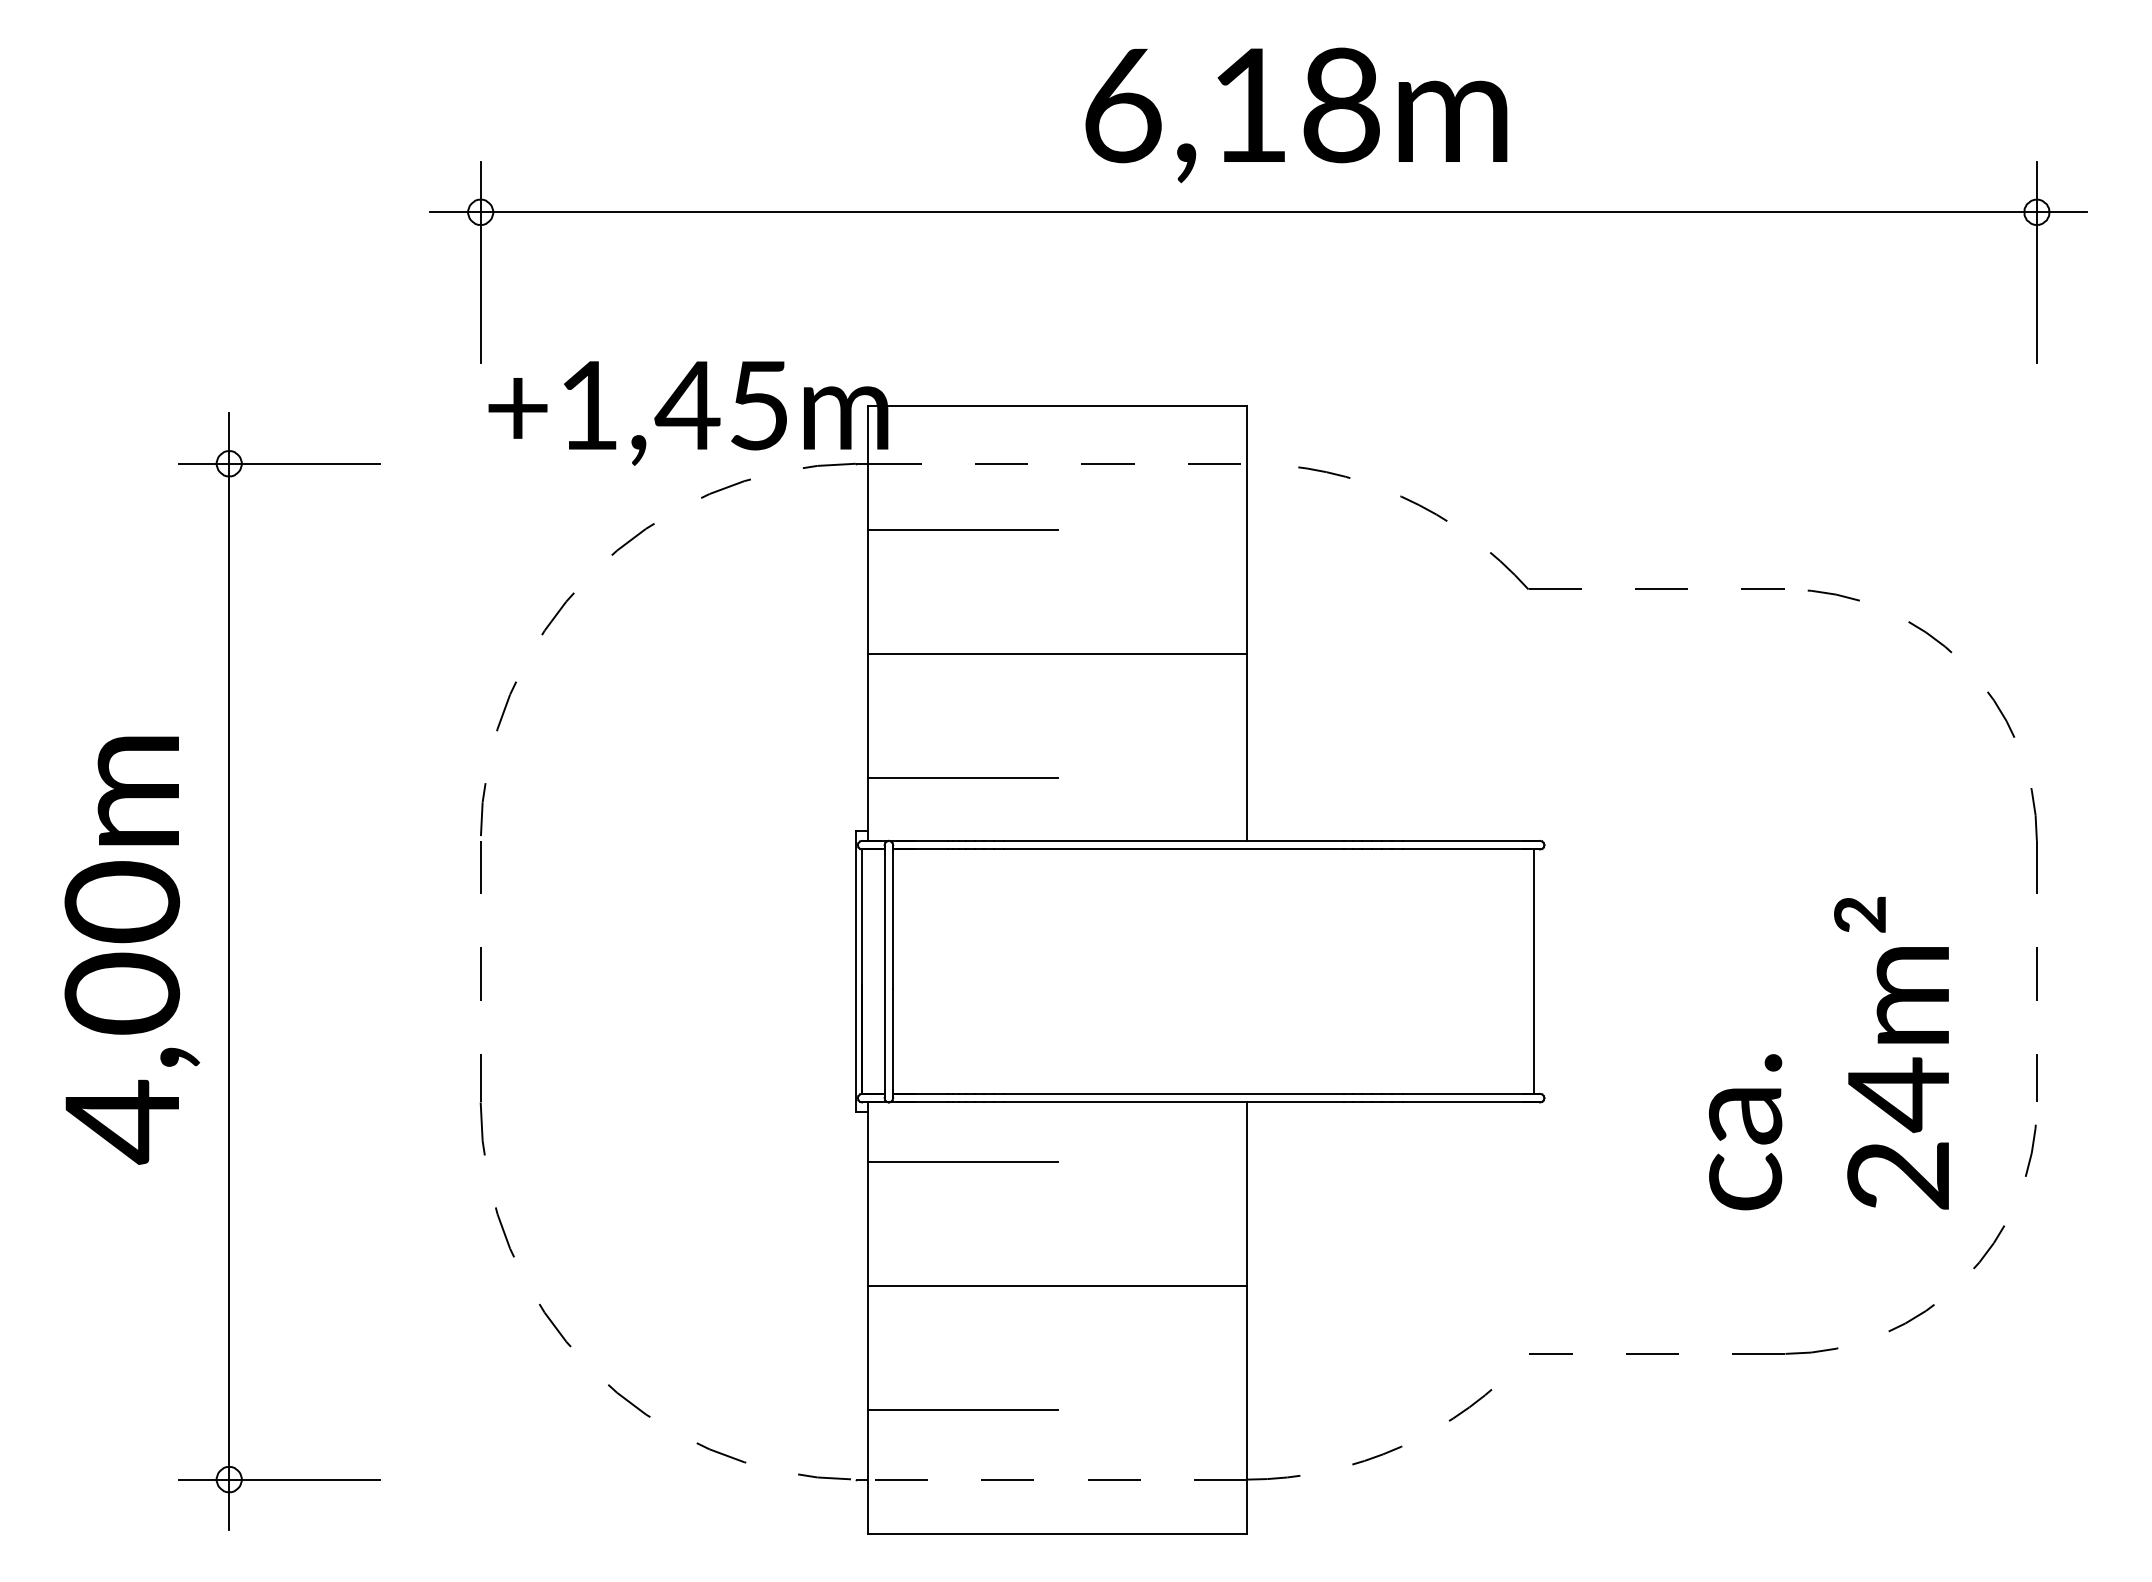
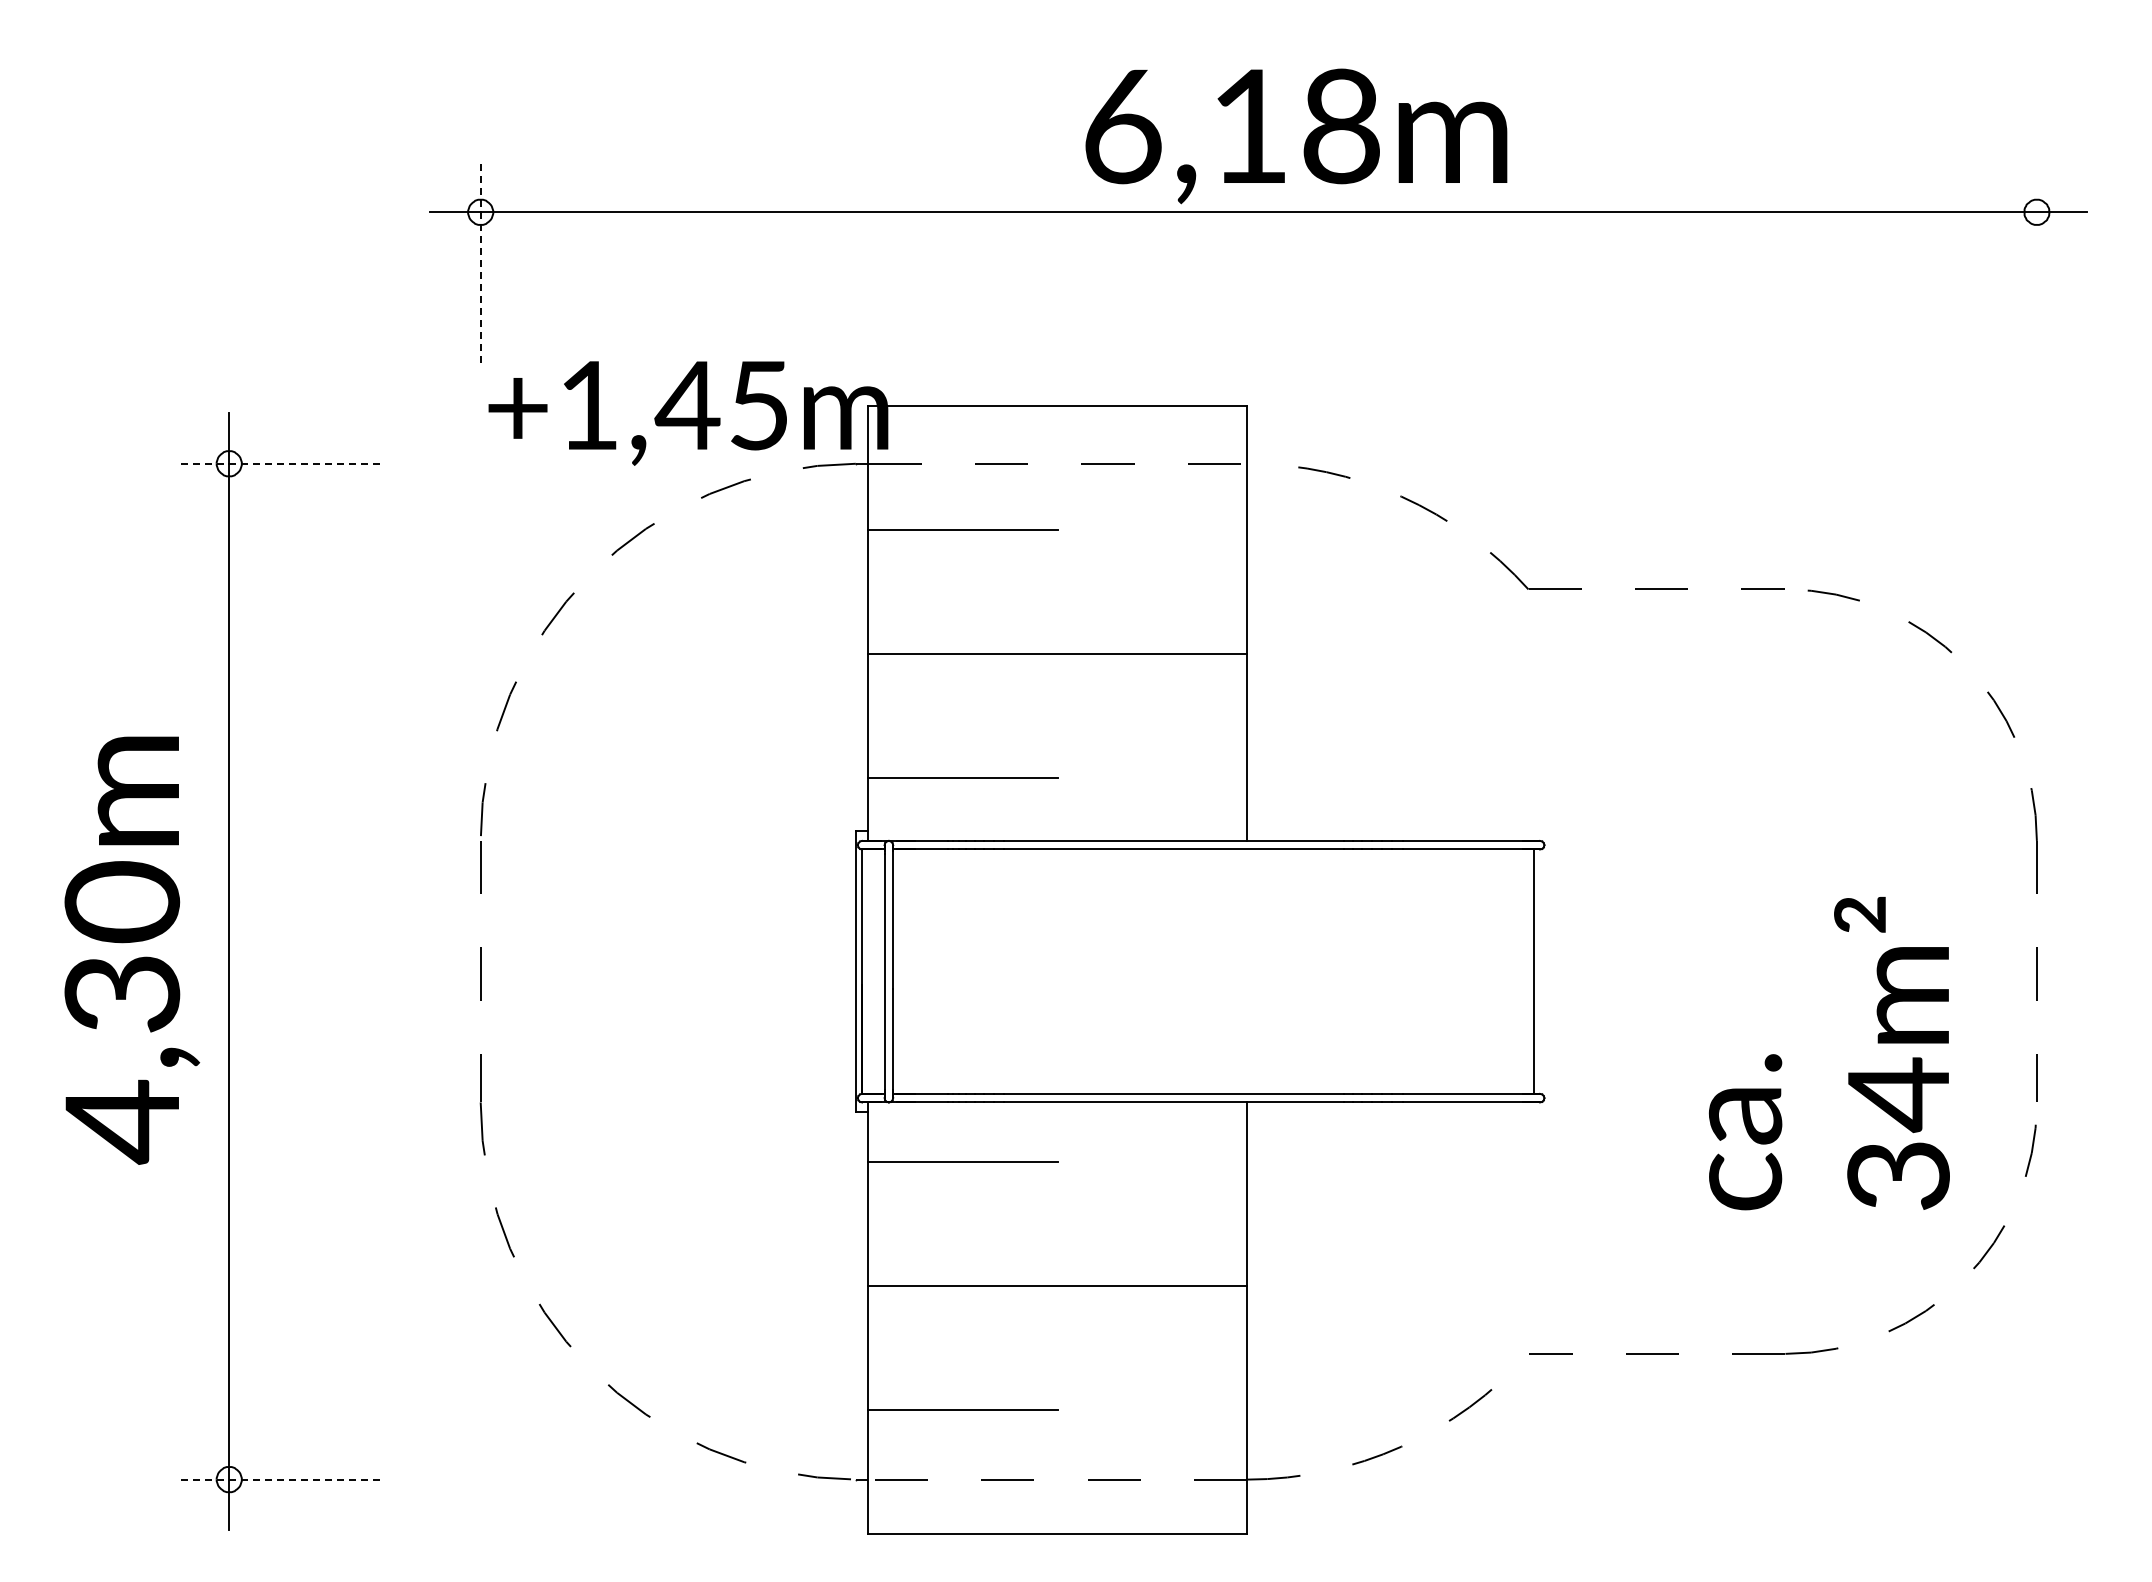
text position: (1296, 115) -> (1296, 136) (1296, 136)
line: solid -> dashed (480, 262)
line: present -> none (2037, 262)
line: solid -> dashed (279, 463)
text: 4,00m -> 4,30m (122, 993)
text: 24m² -> 34m² (1898, 1175)
line: solid -> dashed (279, 1479)
